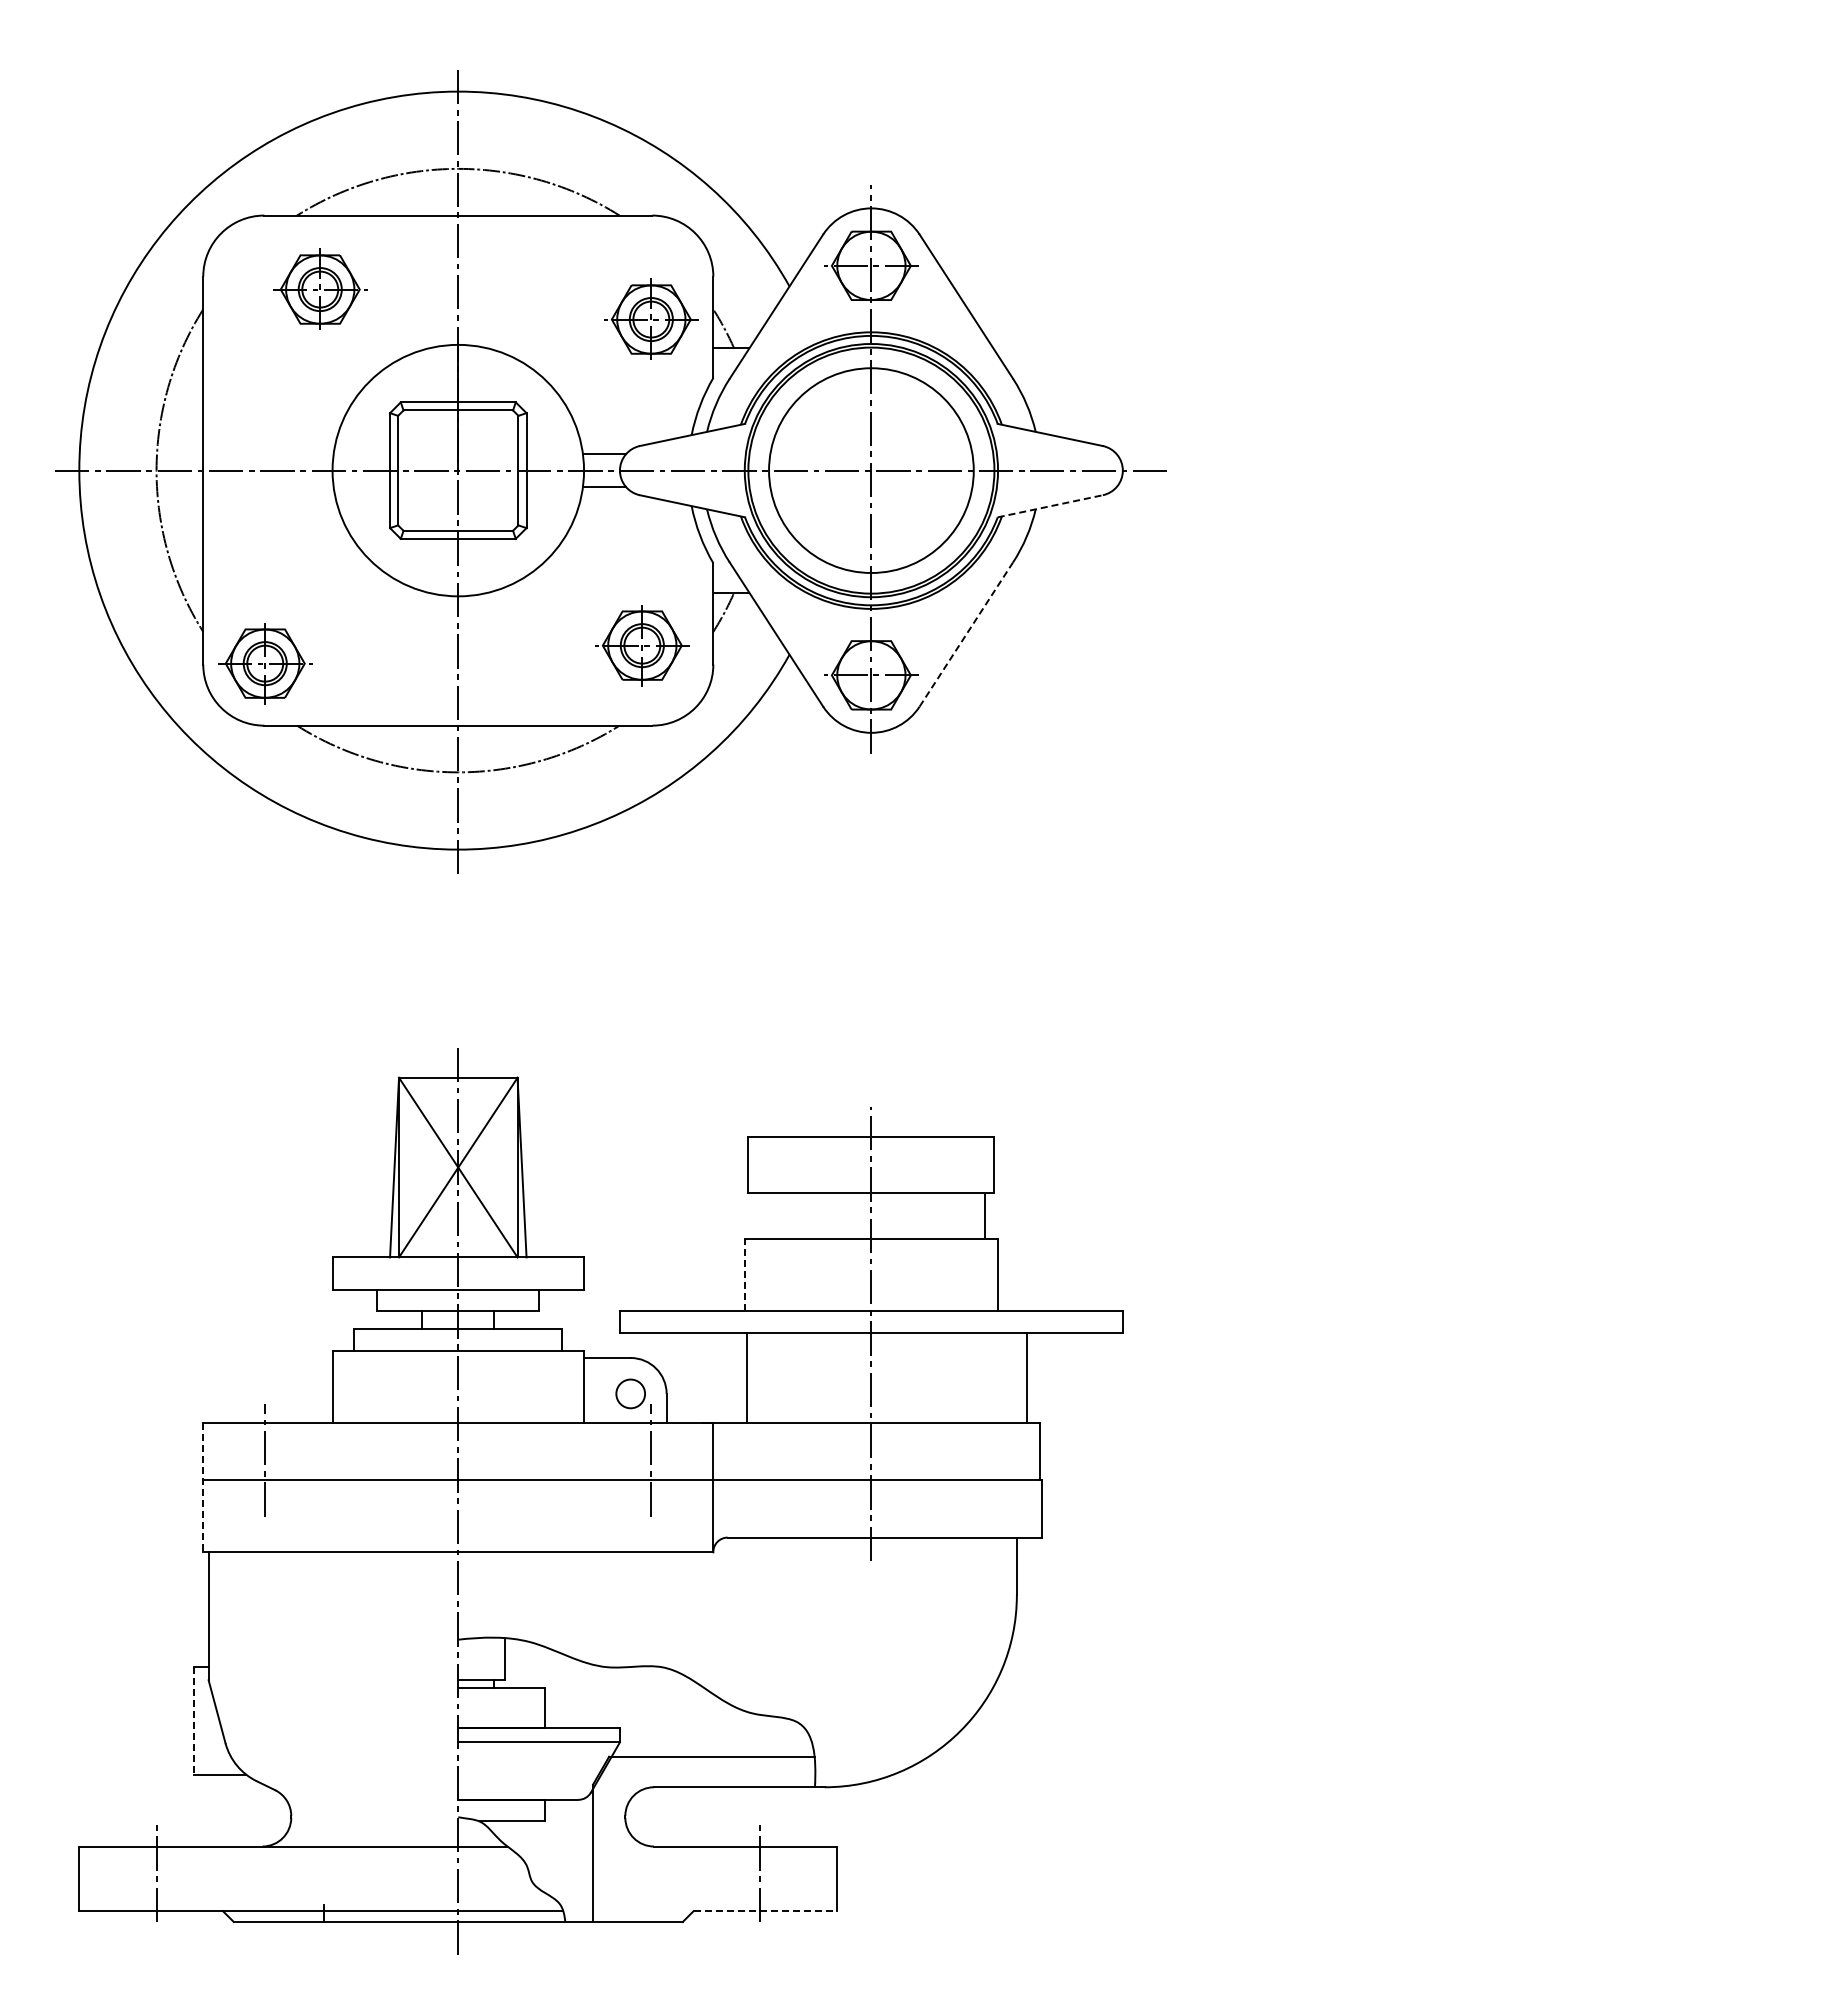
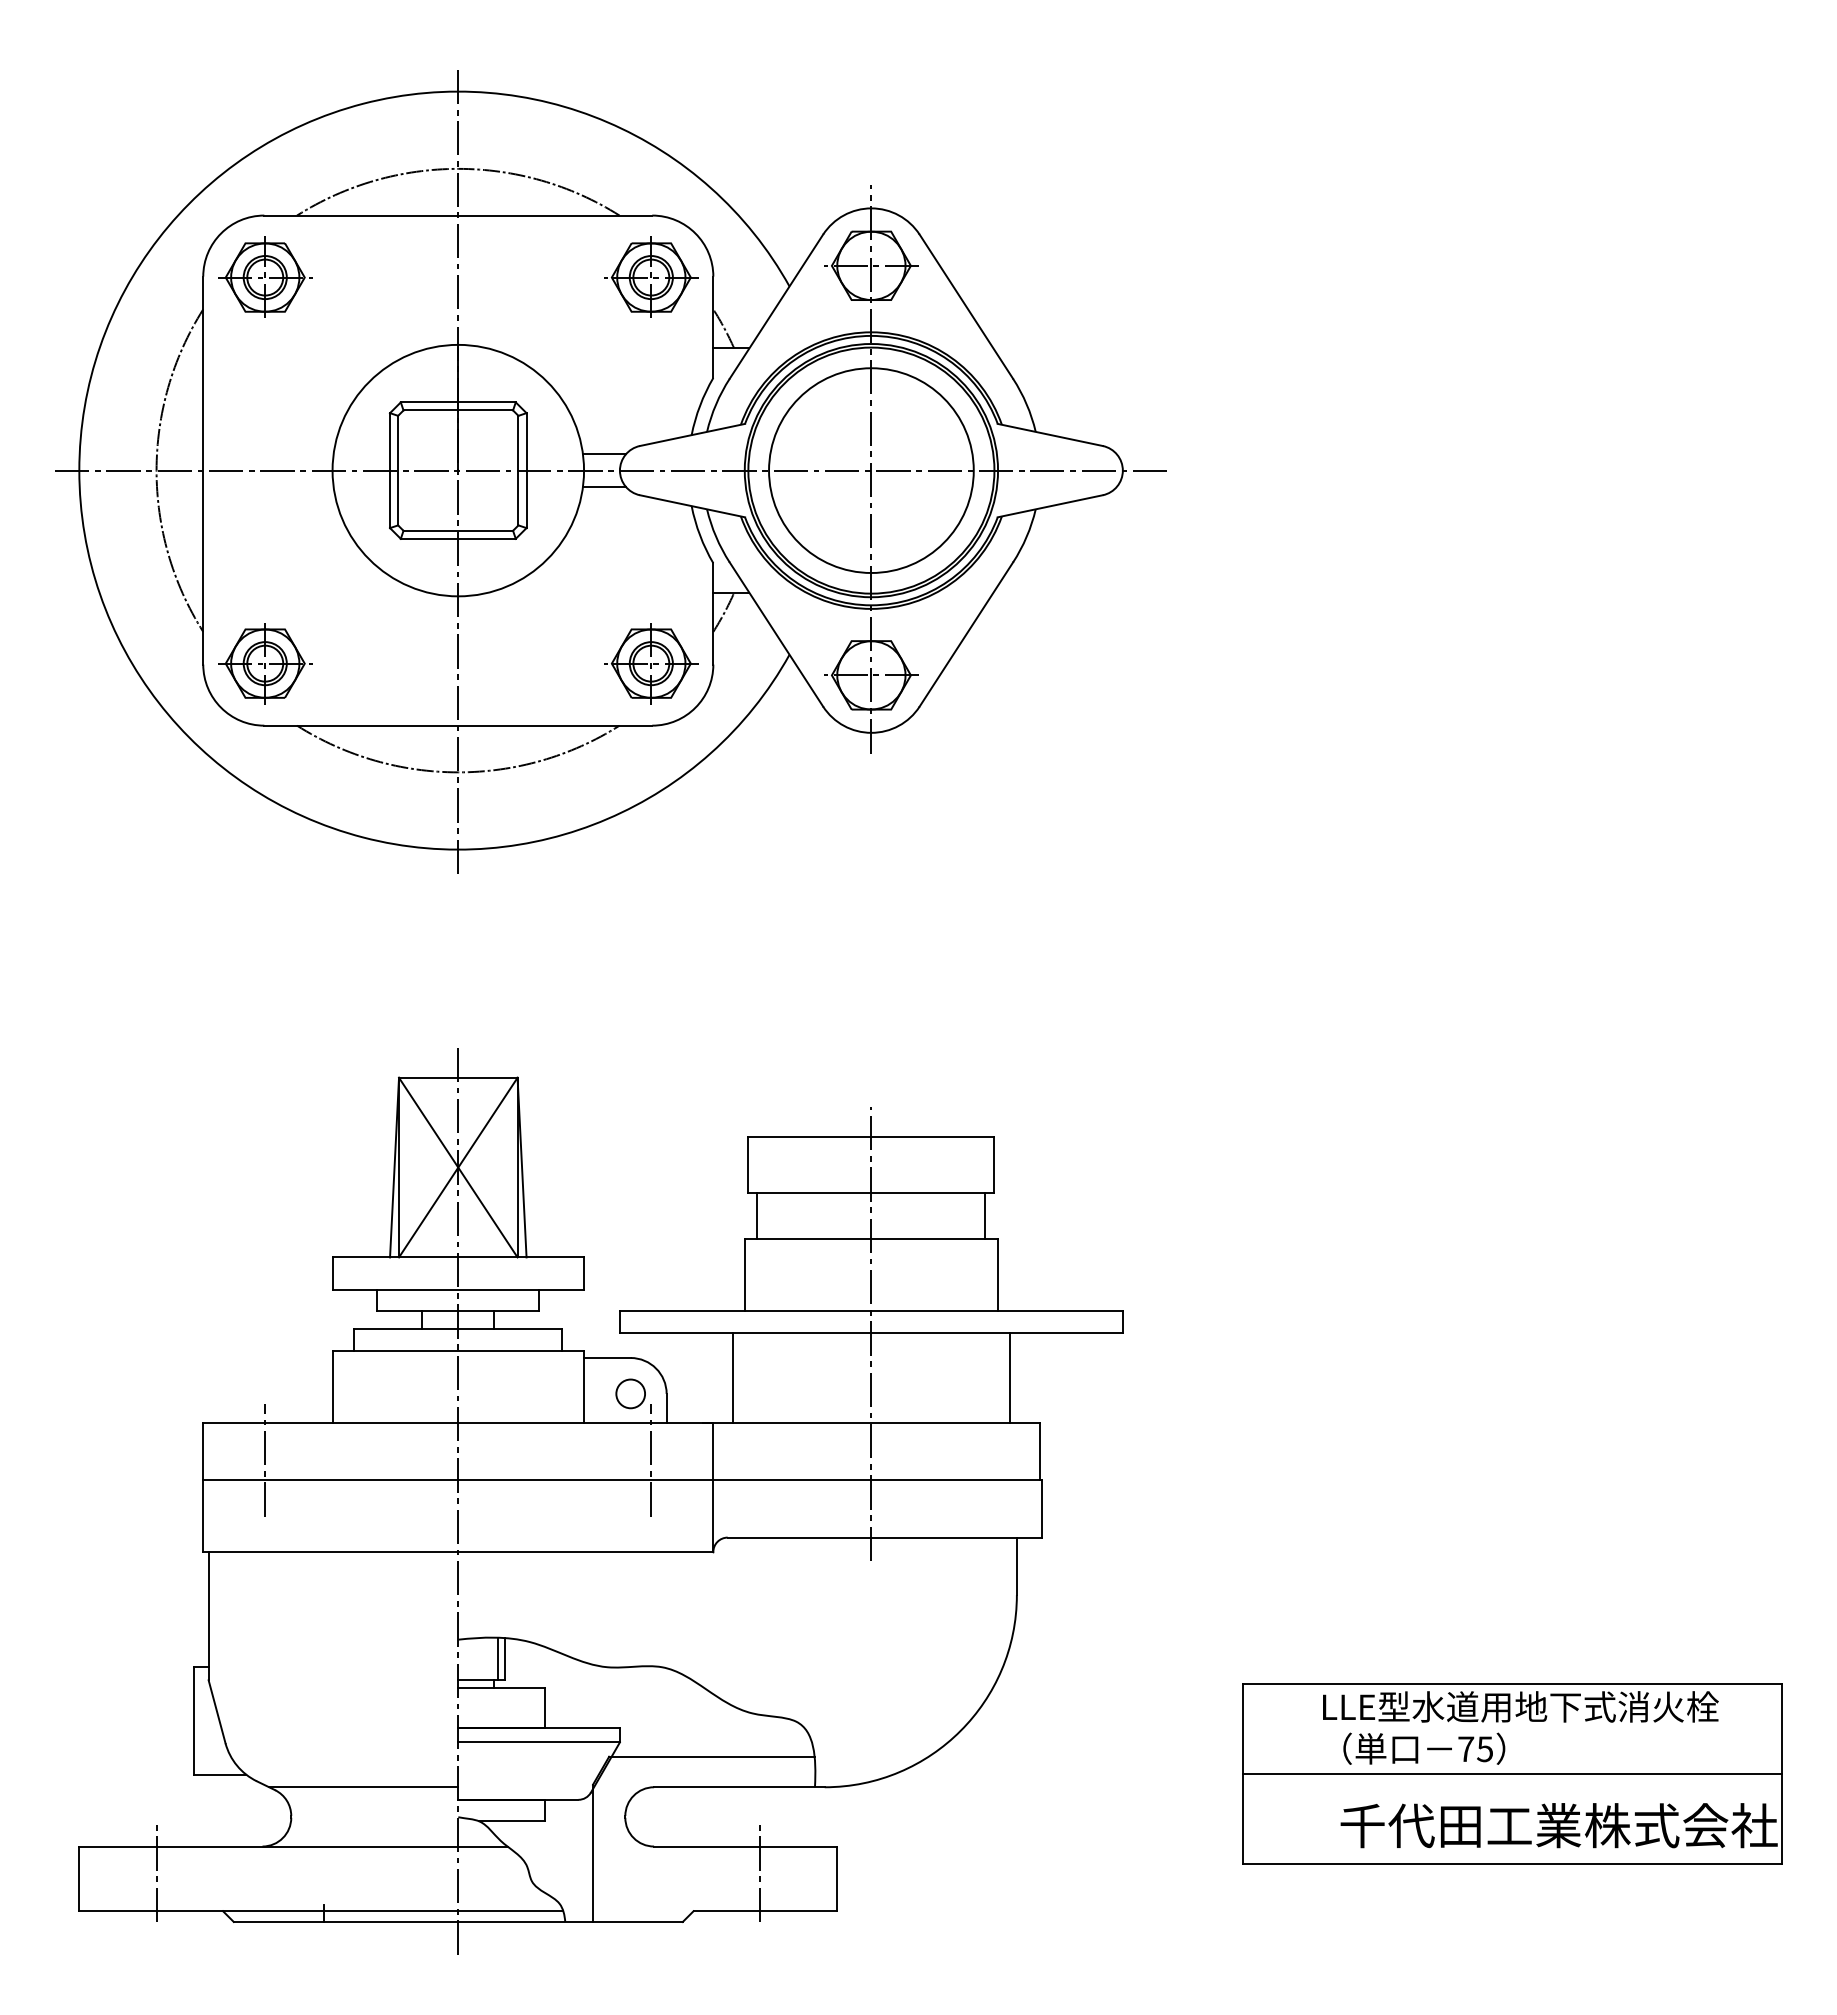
part position: (320, 288) -> (265, 276) (265, 276)
part position: (651, 318) -> (651, 276) (651, 276)
line: dashed -> solid (1050, 506)
line: dashed -> solid (966, 634)
part position: (642, 645) -> (651, 663) (651, 663)
line: none -> present (757, 1215)
line: dashed -> solid (744, 1275)
line position: (747, 1377) -> (733, 1377) (733, 1377)
line position: (1026, 1377) -> (1009, 1377) (1009, 1377)
line: dashed -> solid (203, 1487)
line: none -> present (497, 1658)
line: dashed -> solid (194, 1720)
part: none -> present (1512, 1773)
line: none -> present (363, 1787)
line: dashed -> solid (765, 1911)
